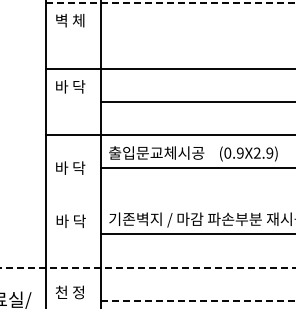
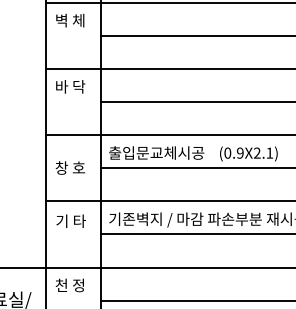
line: dashed -> solid (170, 2)
line: none -> present (196, 35)
text: (0.9X2.9) -> (0.9X2.1) (269, 152)
text: 바 닥 -> 창 호 (70, 167)
line: none -> present (168, 201)
text: 바 닥 -> 기 타 (70, 220)
line: dashed -> solid (148, 267)
text position: (69, 292) -> (69, 285) (69, 285)
line: dashed -> solid (198, 300)
